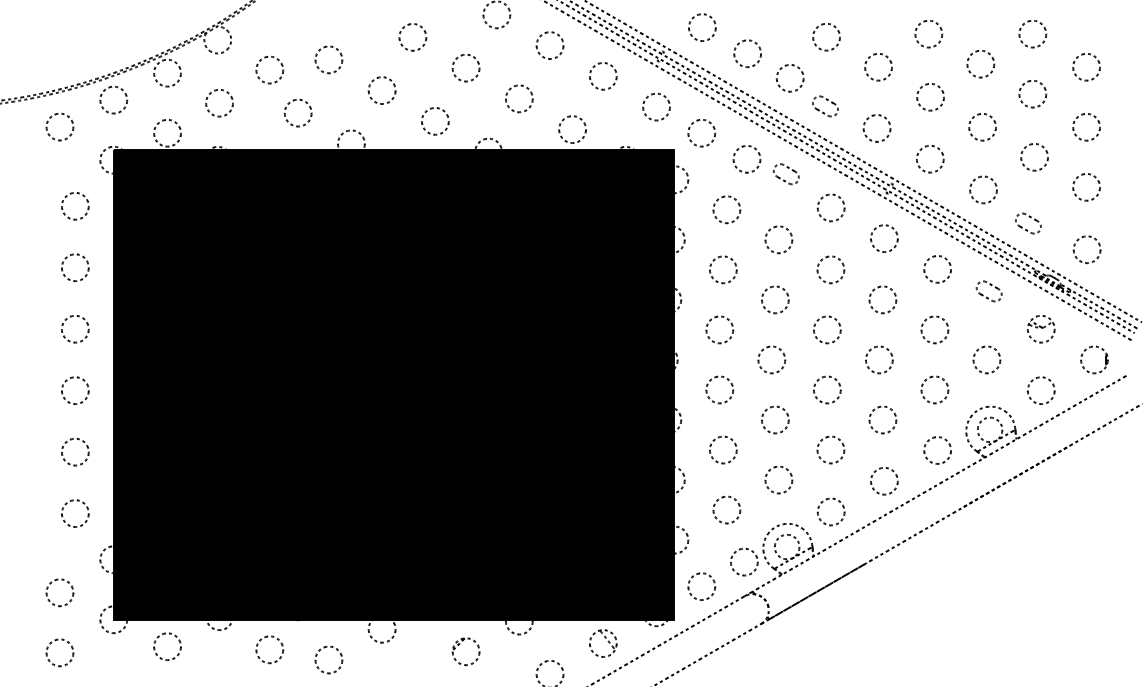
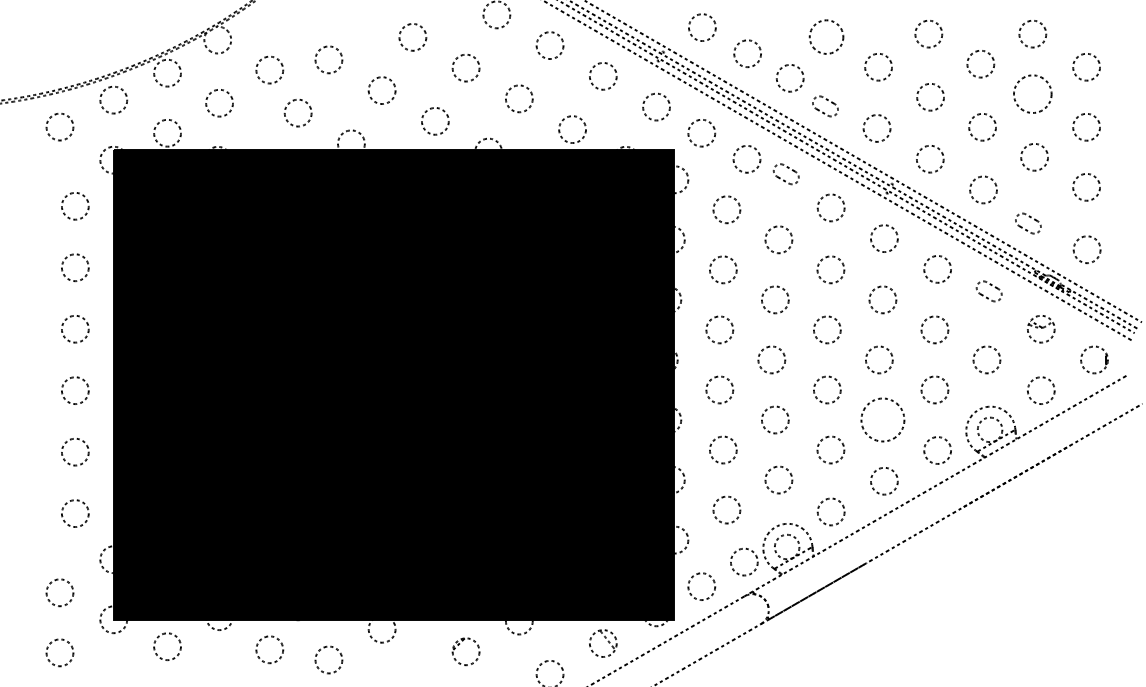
circle size: 29x29 px -> 37x36 px (826, 36)
circle diameter: 27 px -> 38 px (1032, 94)
circle diameter: 27 px -> 43 px (882, 419)
